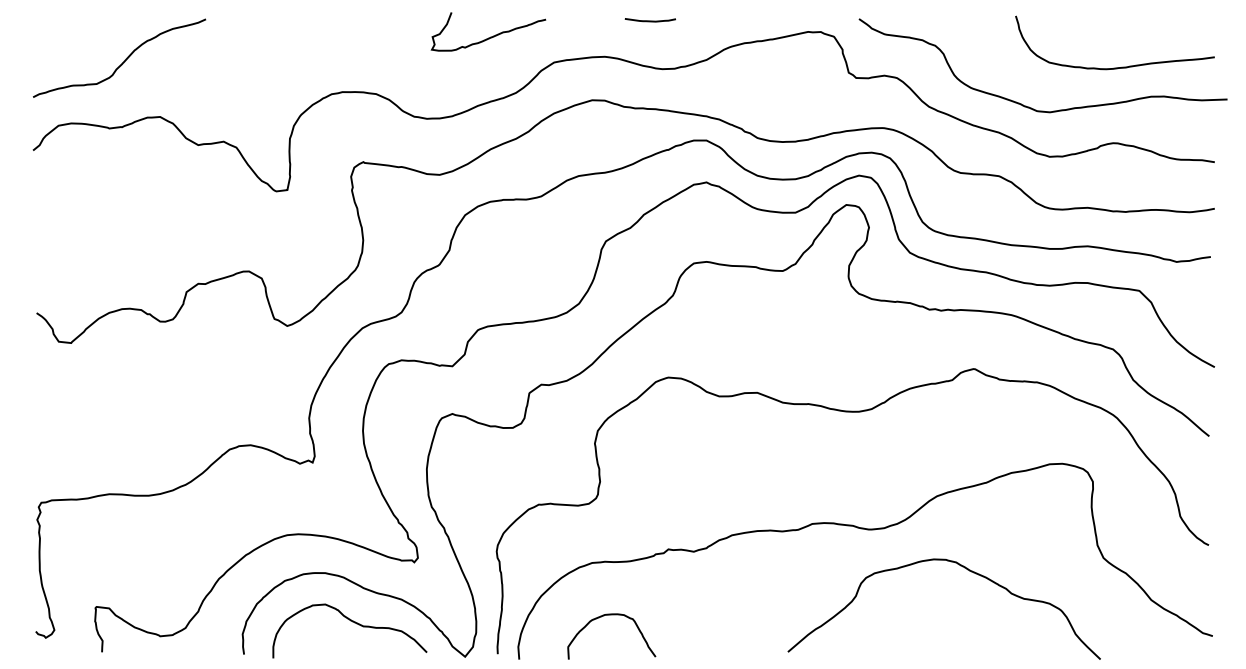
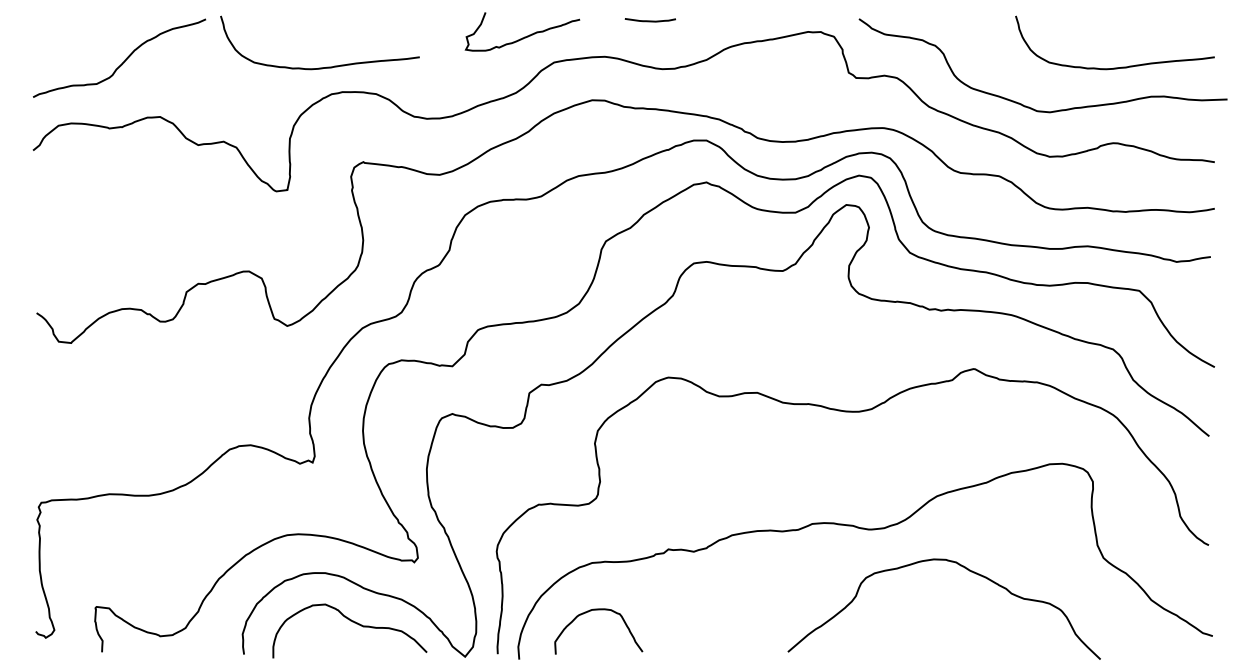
curve position: (490, 36) -> (524, 36) (524, 36)
curve: none -> present (319, 67)
curve position: (611, 615) -> (598, 610) (598, 610)
